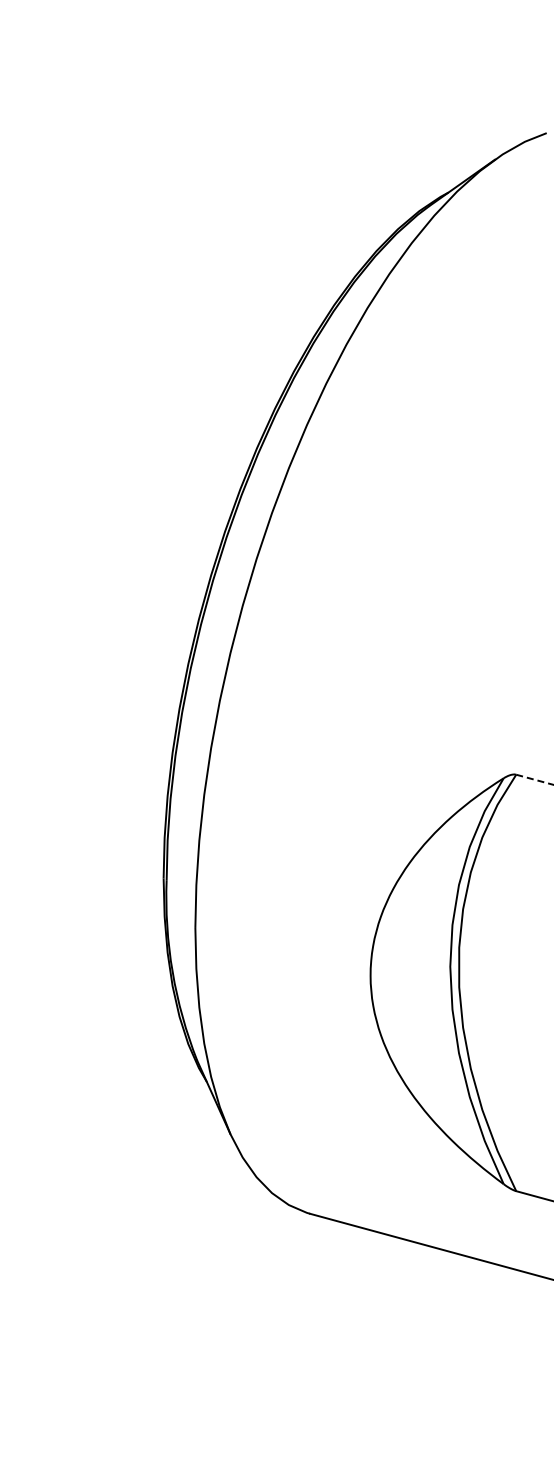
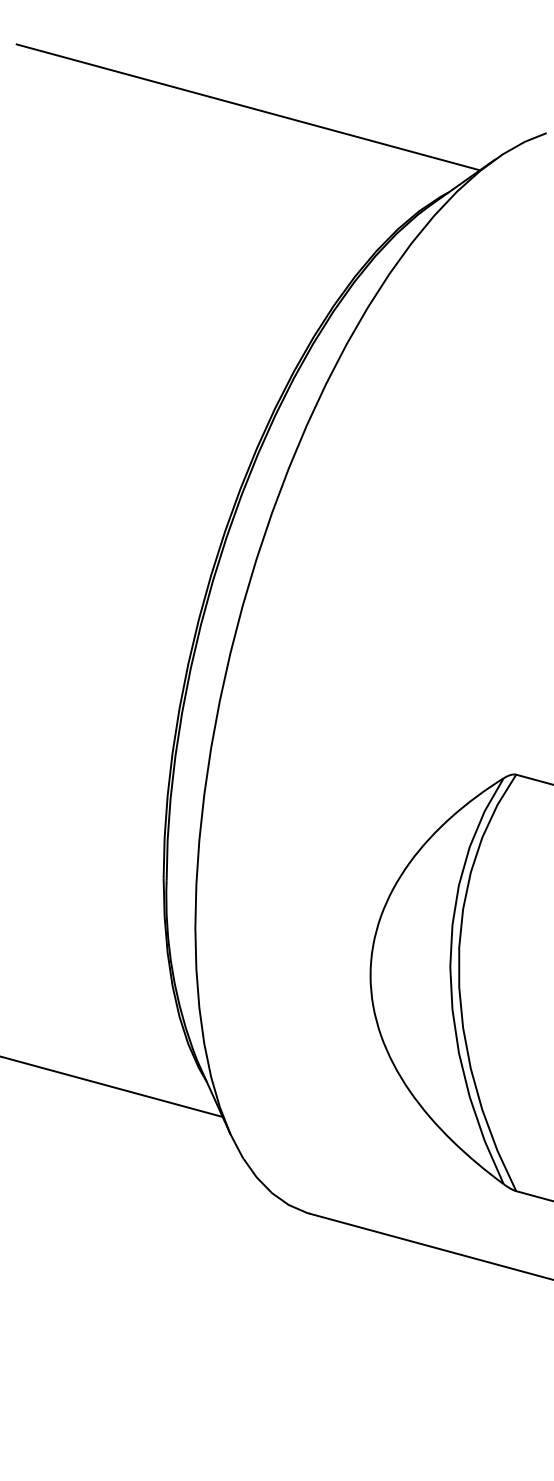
line: none -> present (247, 107)
line: dashed -> solid (535, 779)
line: none -> present (112, 1086)
